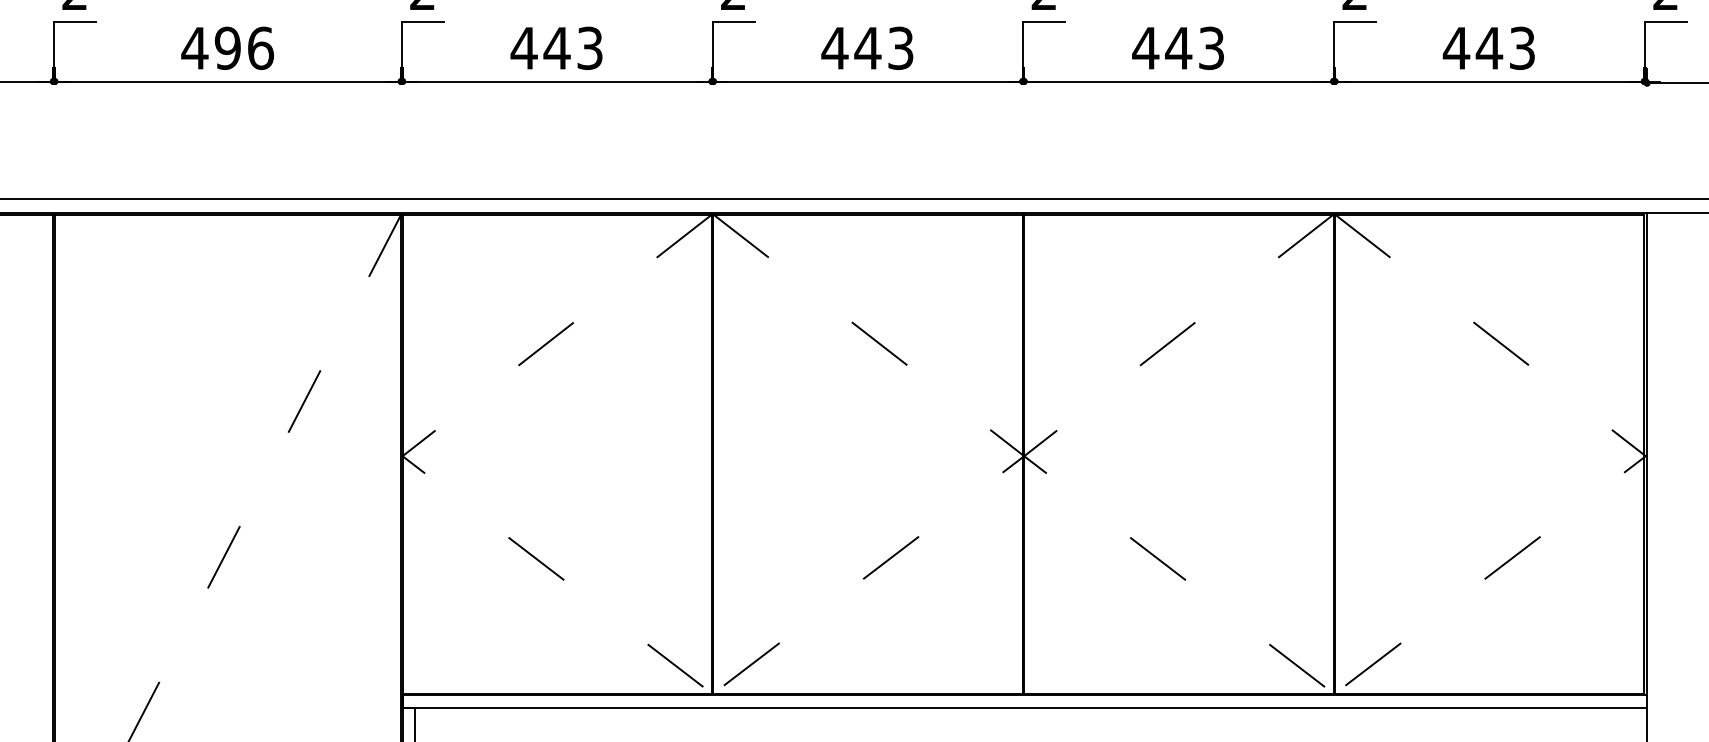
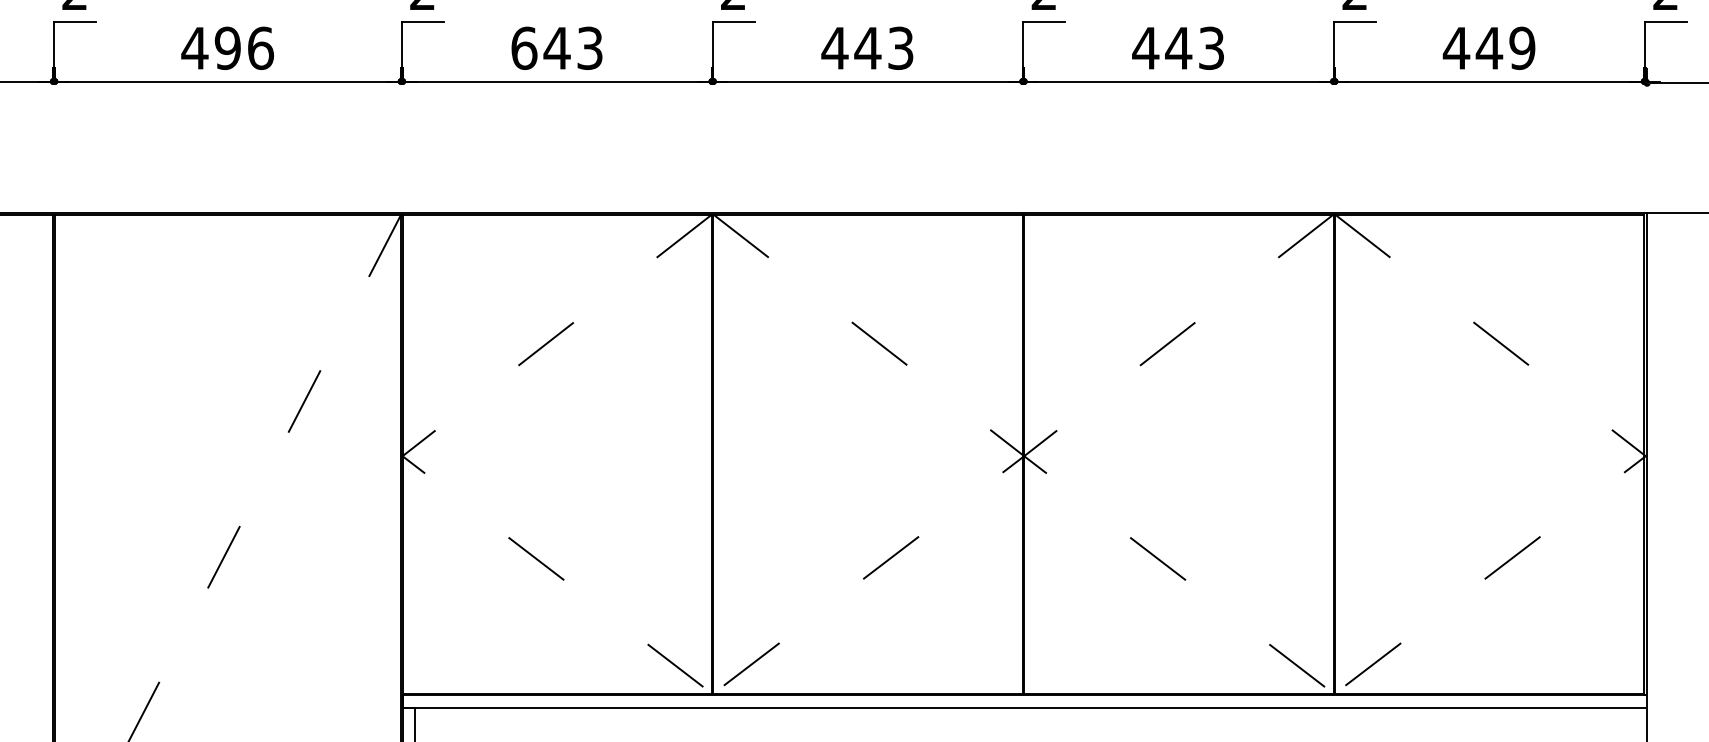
text: 443 -> 643 (523, 47)
text: 443 -> 449 (1522, 47)
line: present -> none (853, 199)
